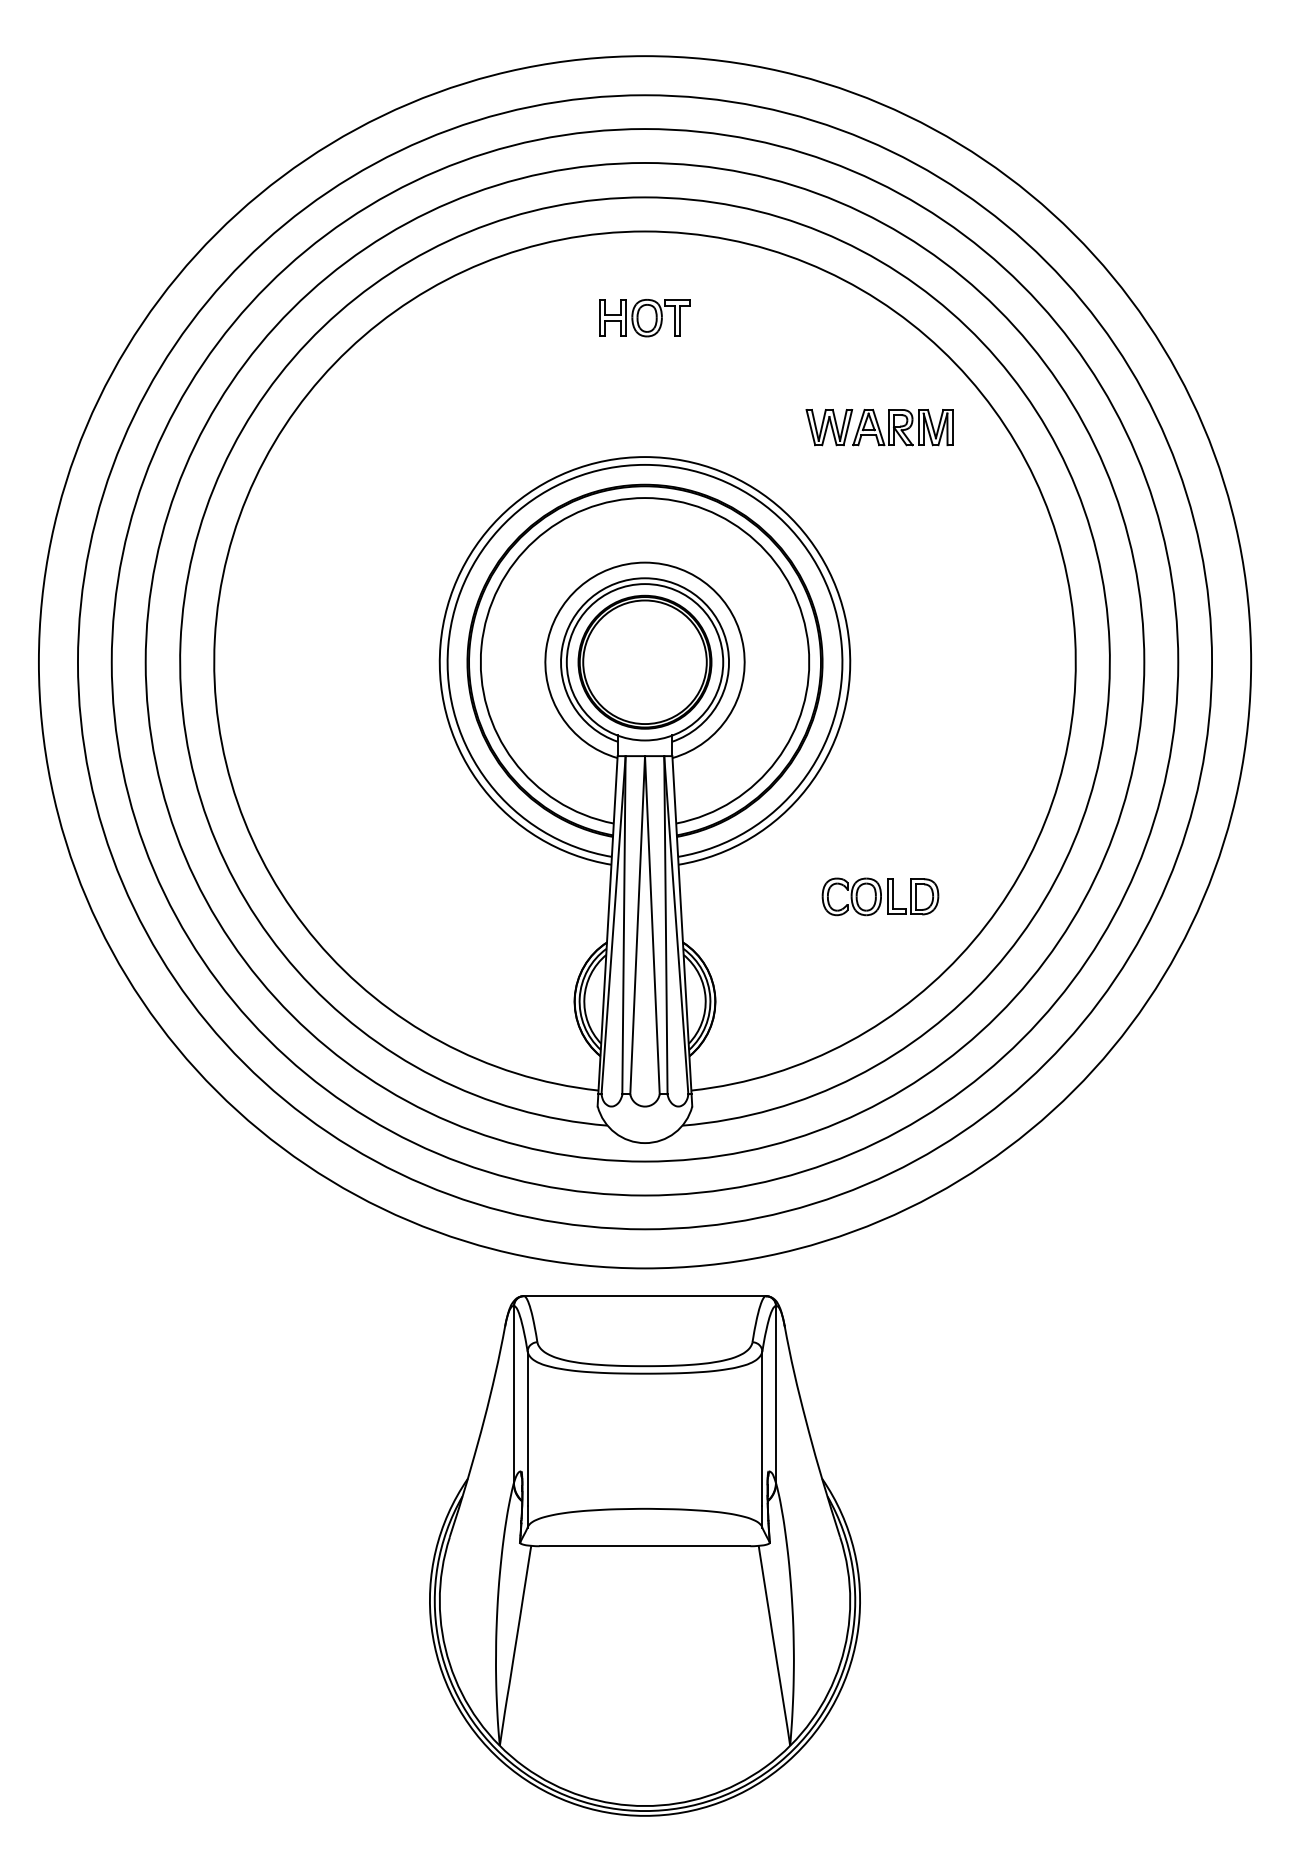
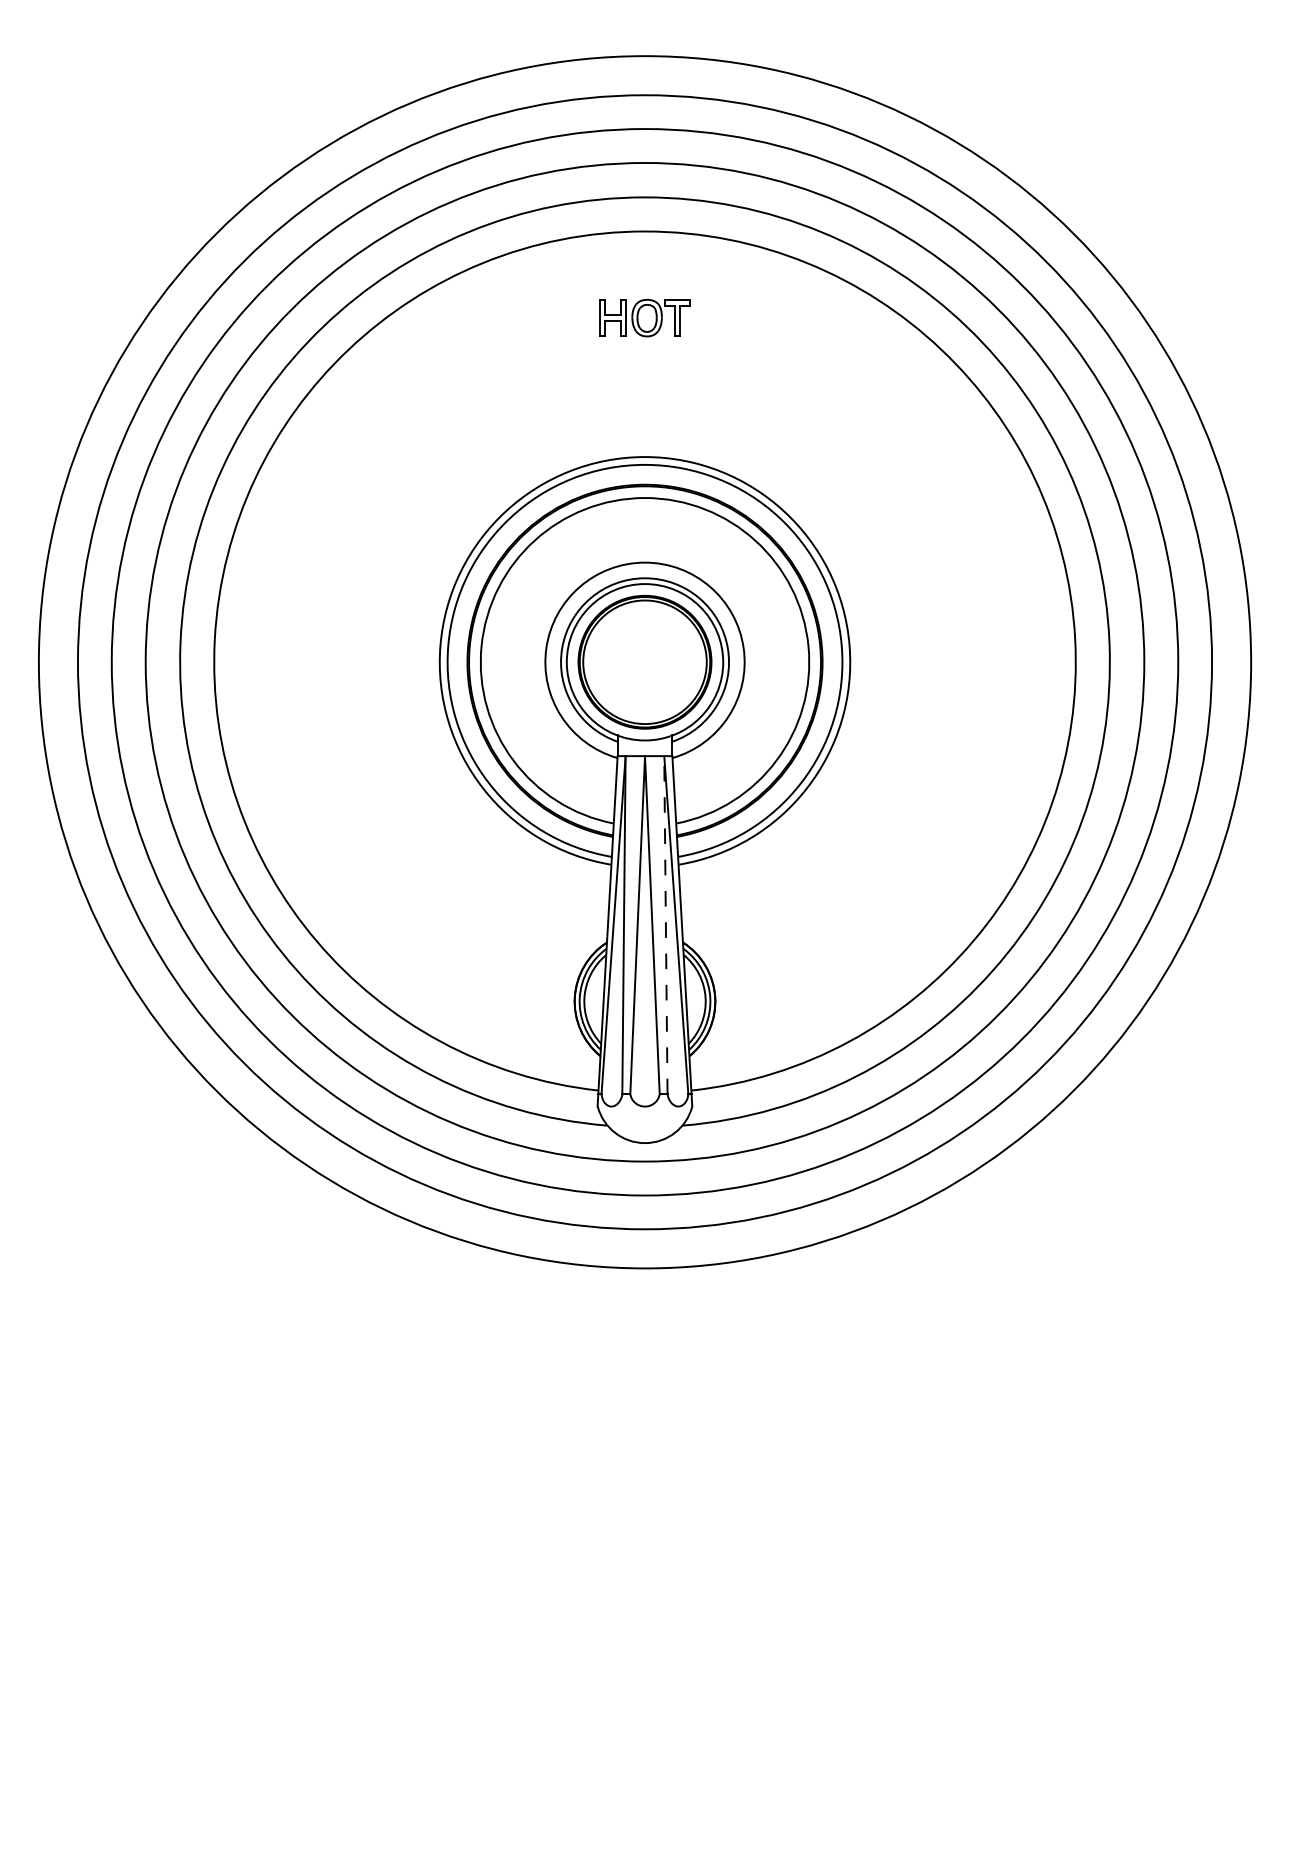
part: present -> none (879, 427)
part: present -> none (880, 896)
line: solid -> dashed (665, 924)
part: present -> none (644, 1555)
